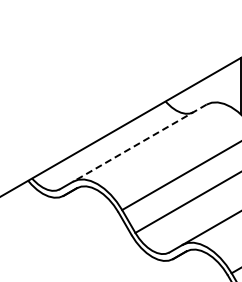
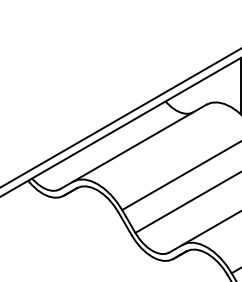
line: none -> present (120, 118)
line: dashed -> solid (139, 143)
